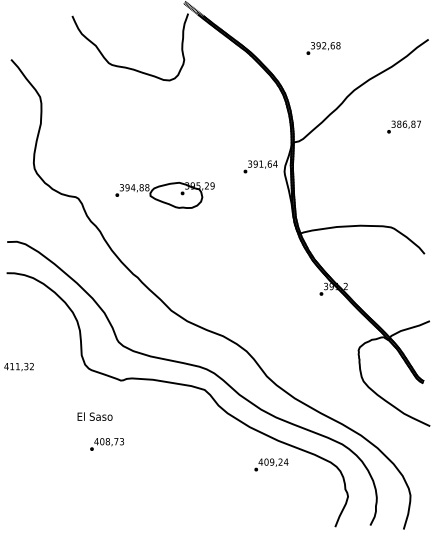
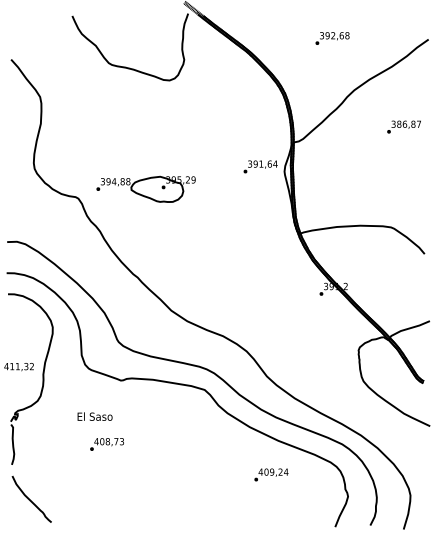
text position: (323, 48) -> (332, 38) (332, 38)
part position: (164, 194) -> (145, 188) (145, 188)
part: none -> present (30, 407)
text position: (271, 464) -> (271, 474) (271, 474)
